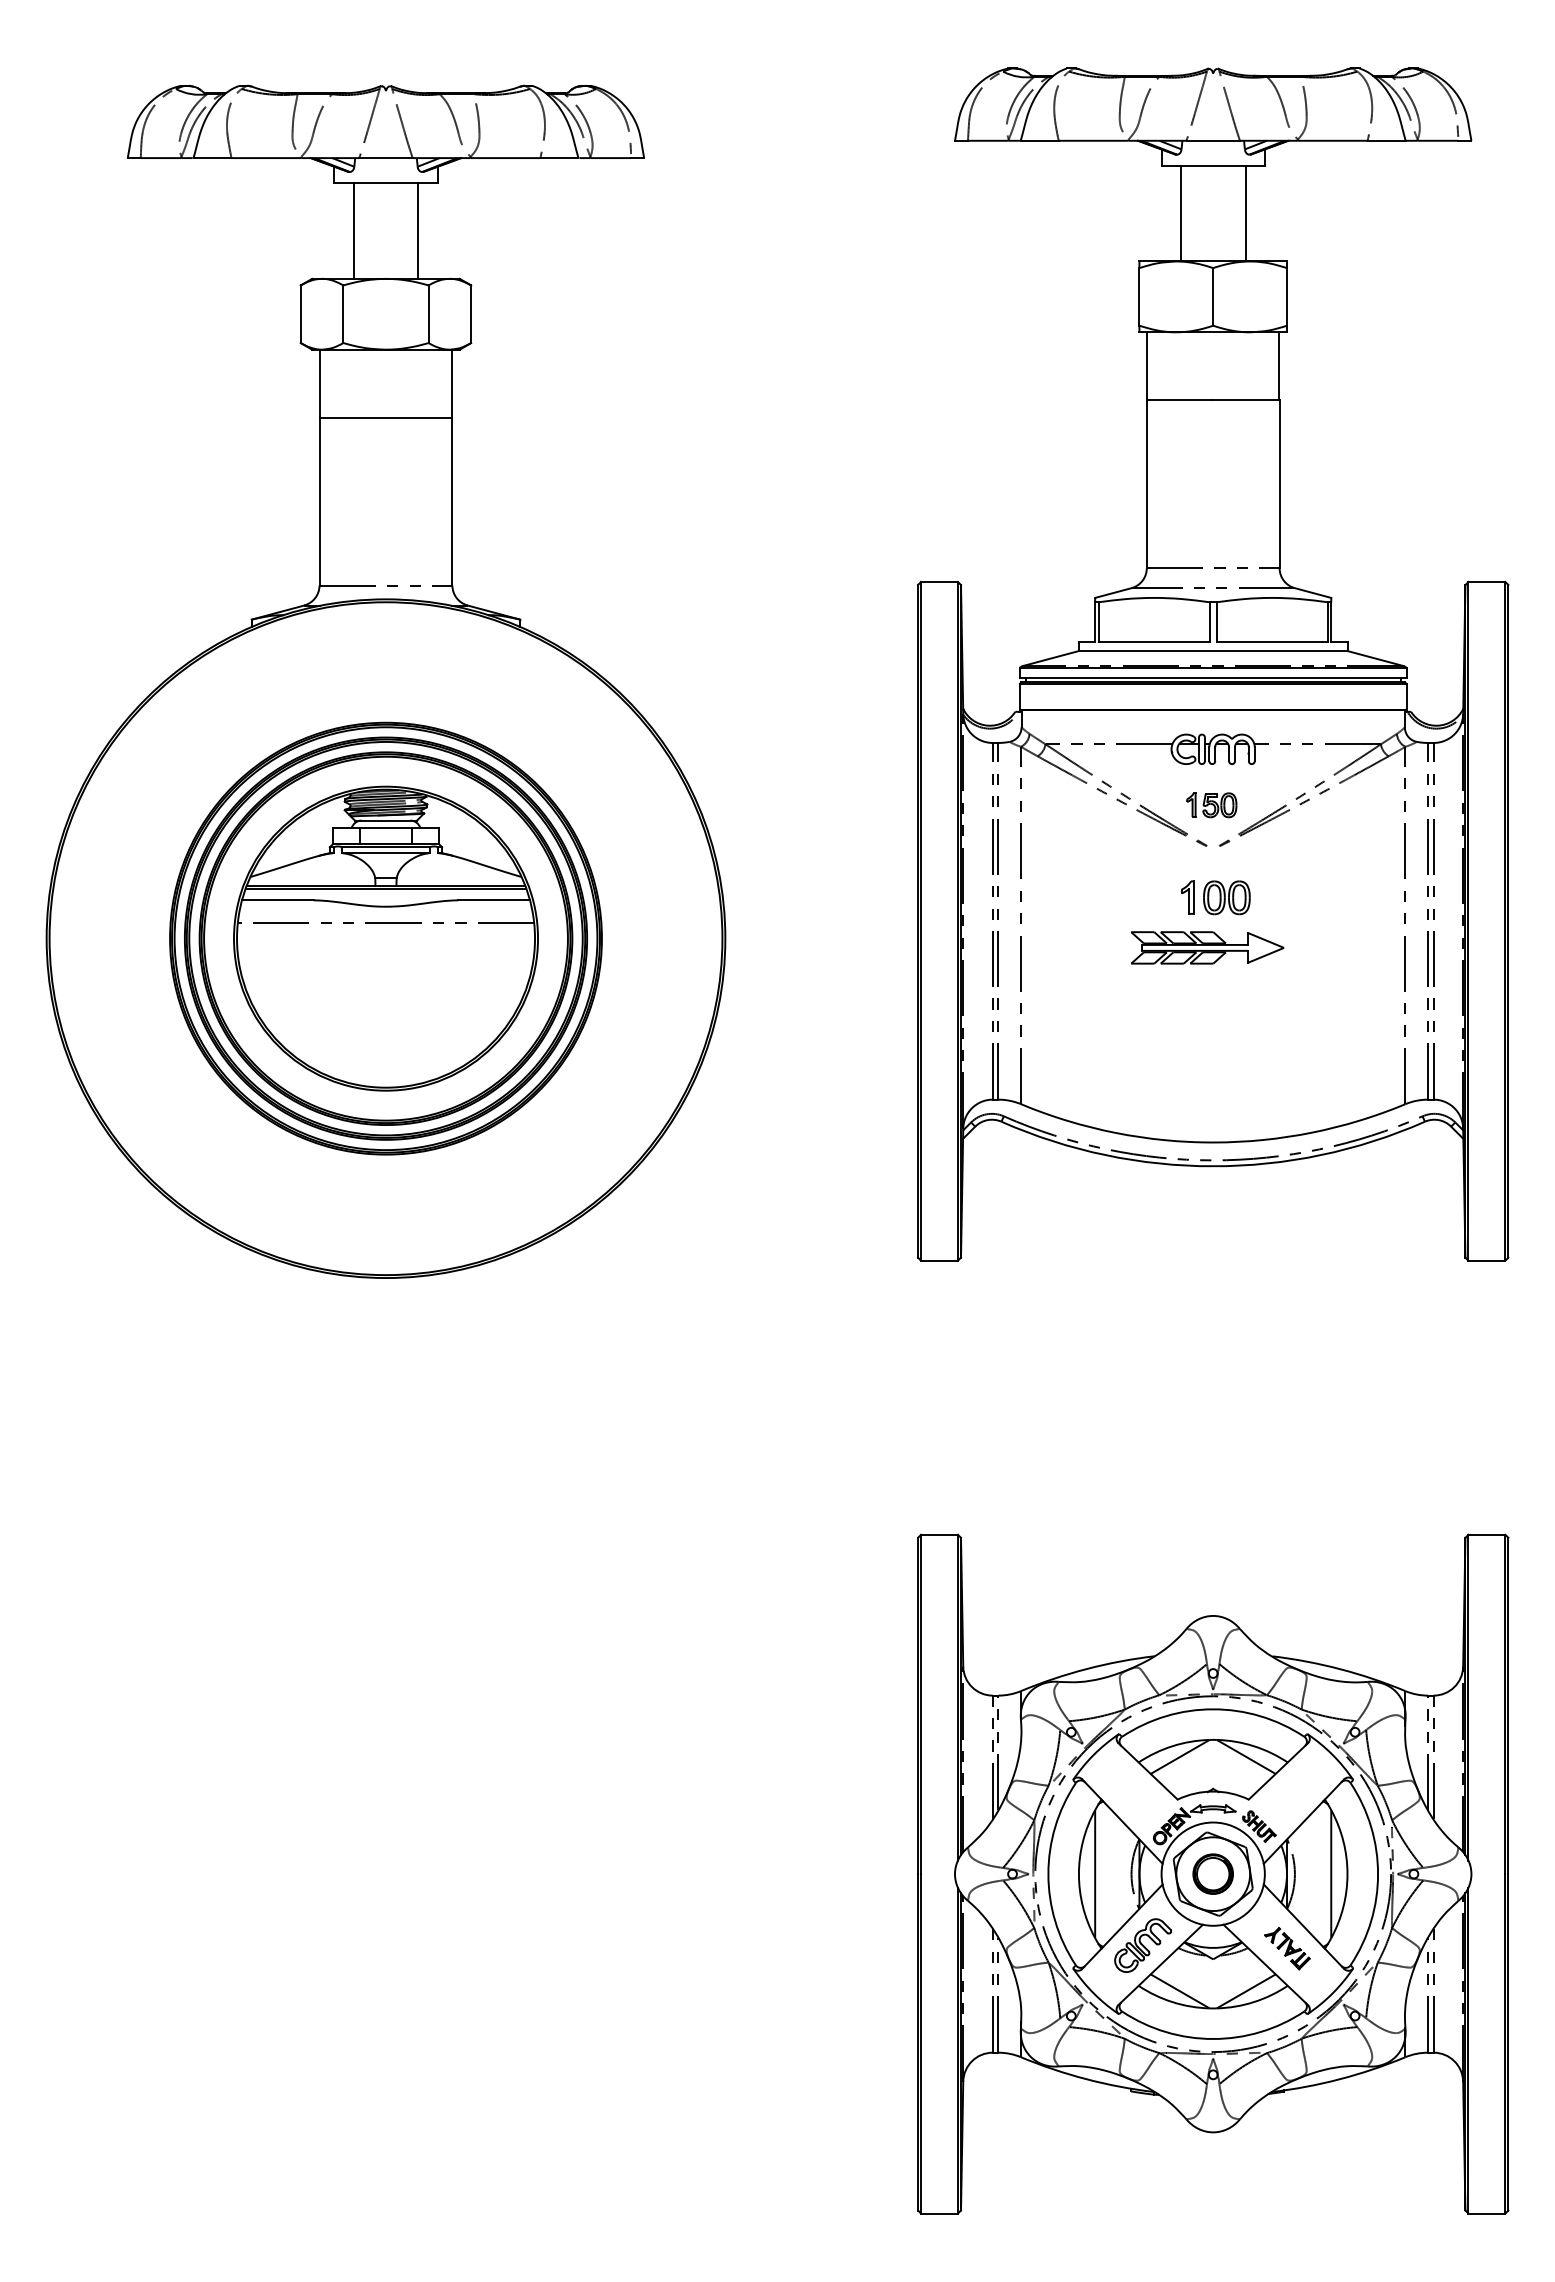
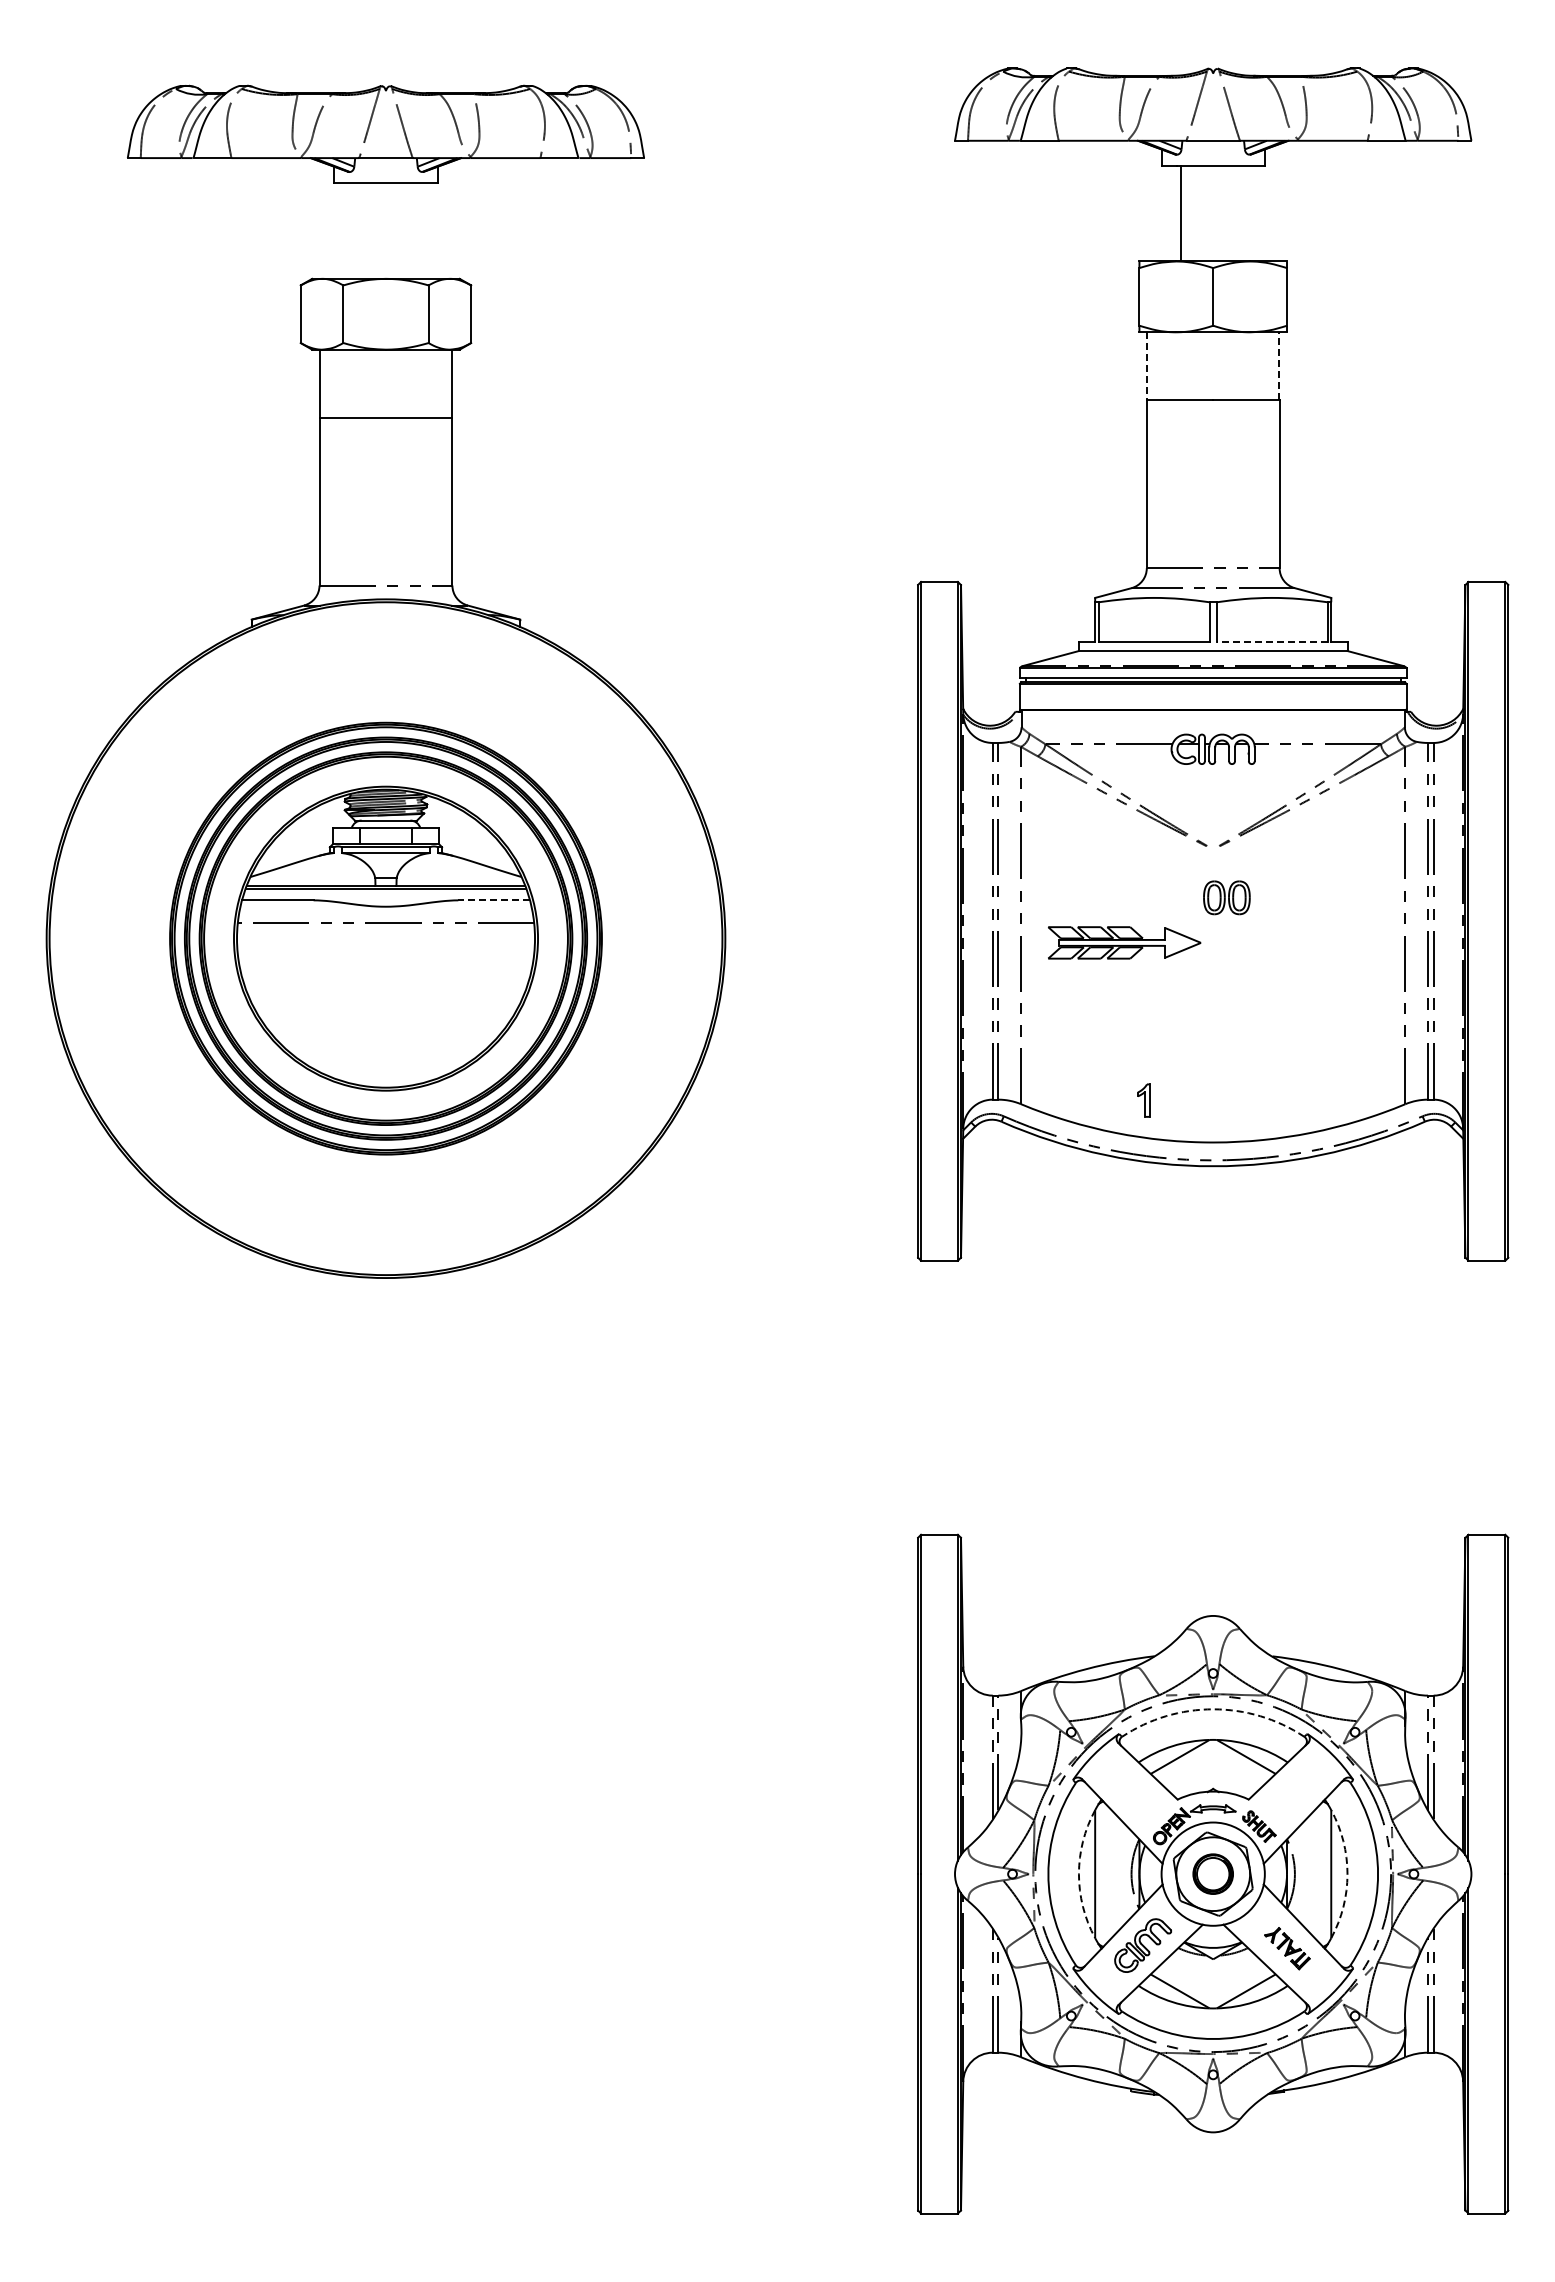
line: present -> none (1245, 213)
line: present -> none (353, 230)
line: present -> none (418, 230)
line: solid -> dashed (1147, 366)
line: solid -> dashed (1279, 366)
line: solid -> dashed (1271, 642)
part: present -> none (1211, 805)
part position: (1187, 897) -> (1143, 1100) (1143, 1100)
line: solid -> dashed (494, 900)
part position: (1207, 947) -> (1124, 942) (1124, 942)
arc: solid -> dashed (1213, 1709)
arc: solid -> dashed (1078, 1874)
arc: solid -> dashed (1347, 1874)
